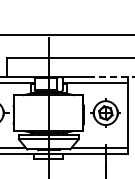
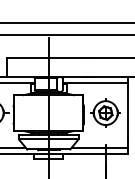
line: none -> present (66, 22)
line: dashed -> solid (111, 77)
